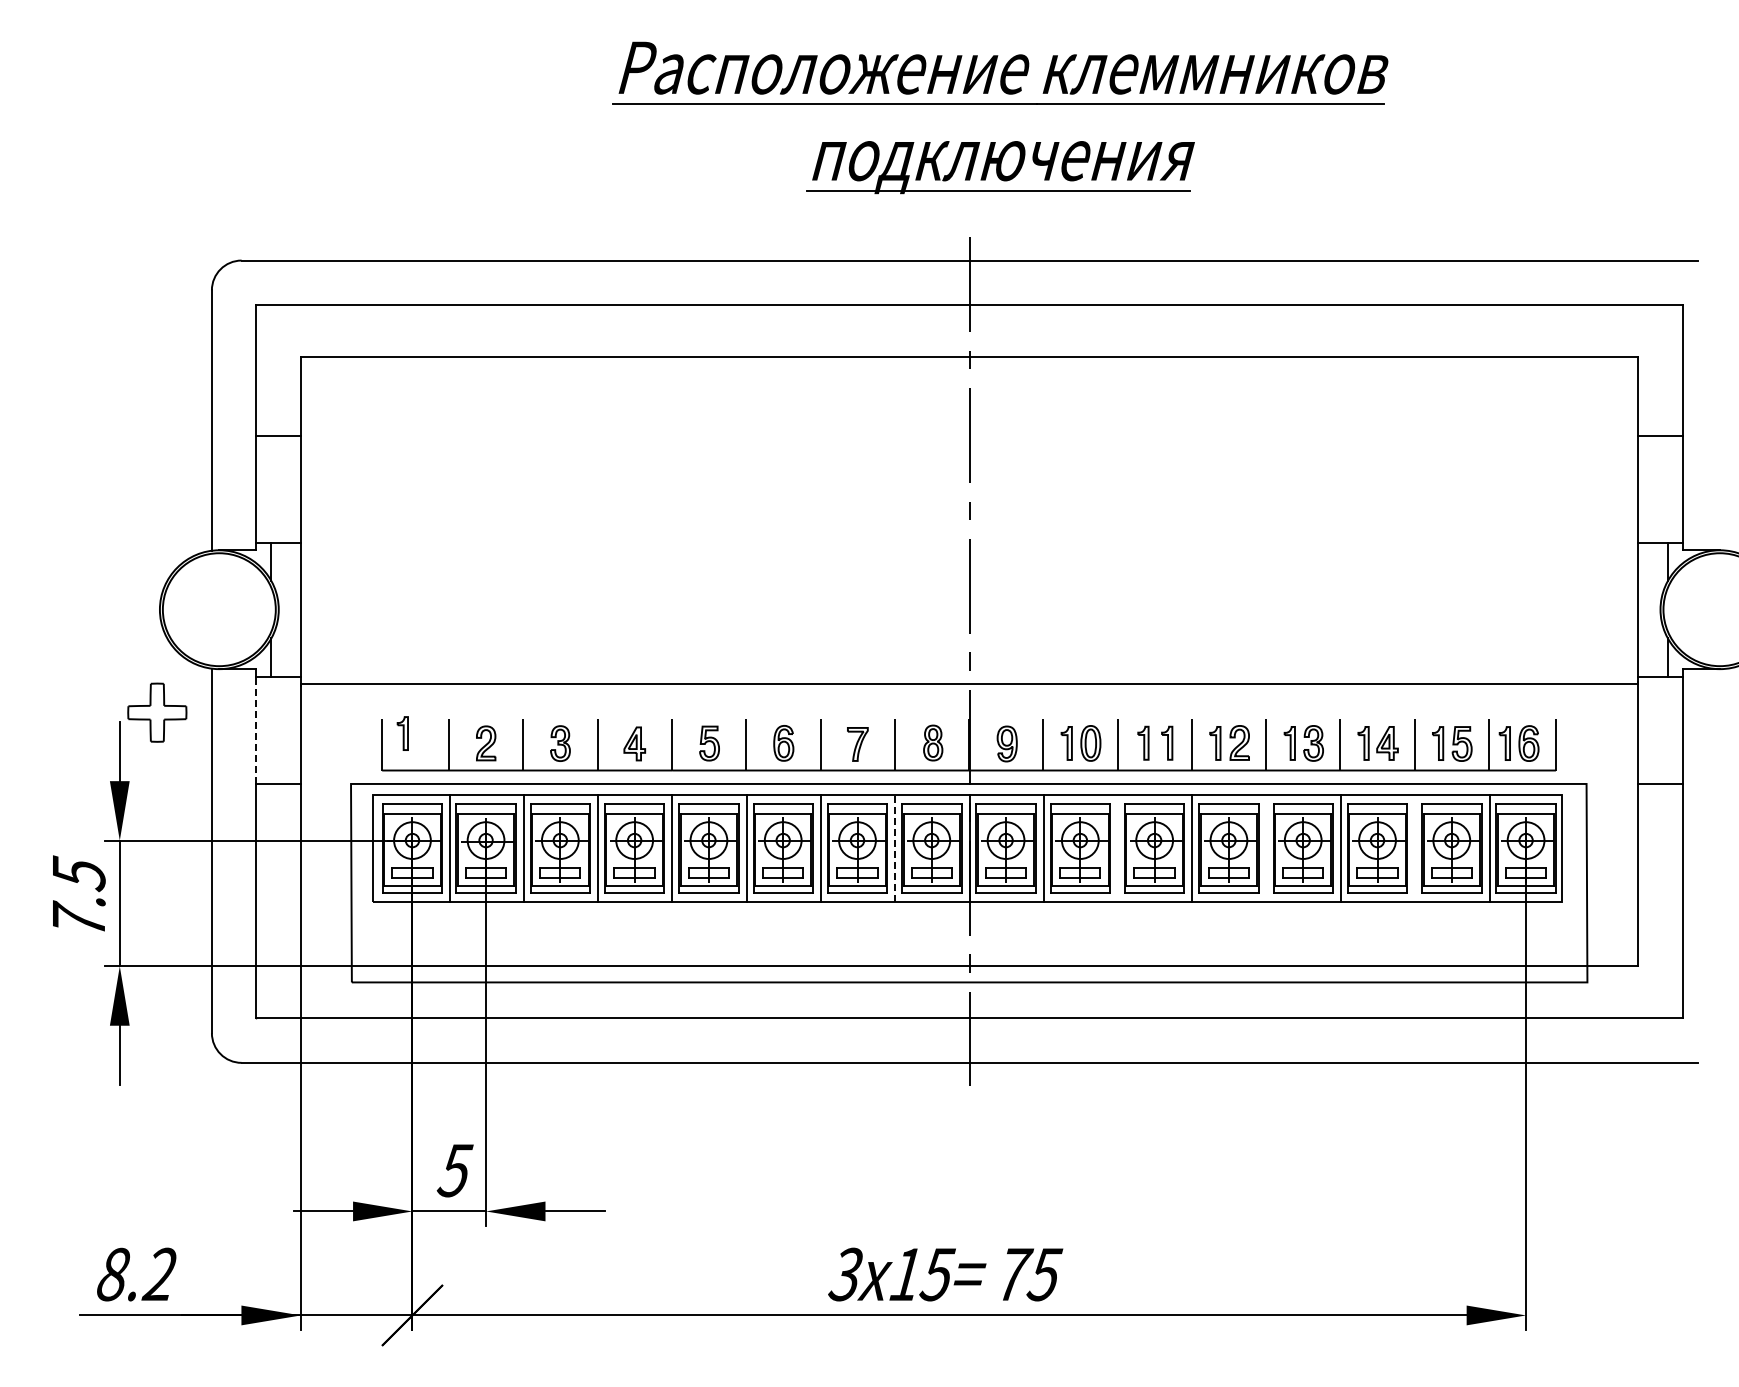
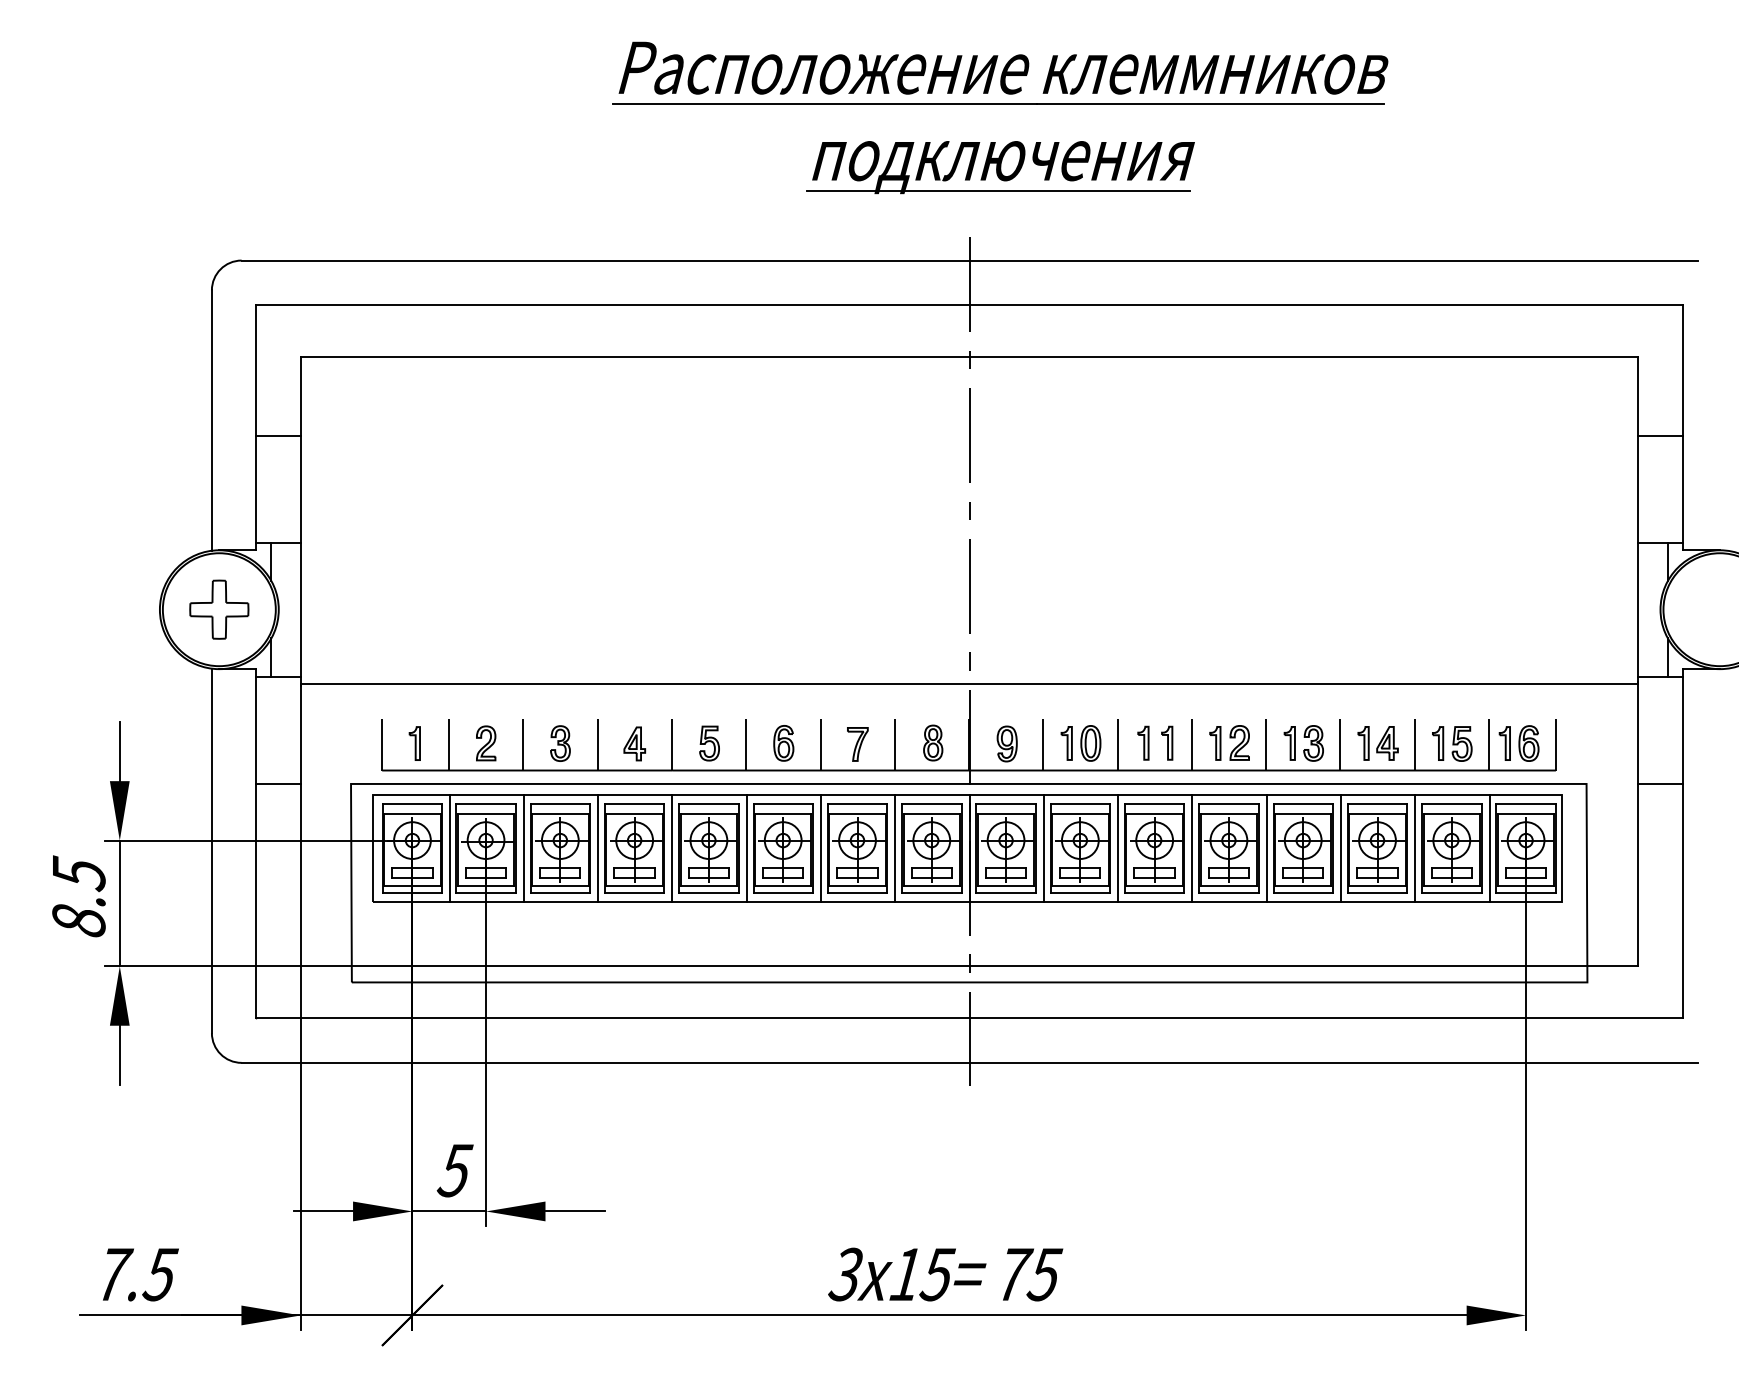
part position: (157, 712) -> (219, 609) (219, 609)
line: dashed -> solid (256, 729)
part position: (402, 733) -> (414, 743) (414, 743)
line: dashed -> solid (895, 848)
line: none -> present (1118, 848)
line: none -> present (1266, 848)
line: none -> present (1415, 848)
text: 7.5 -> 8.5 (78, 918)
text: 8.2 -> 7.5 (137, 1274)
